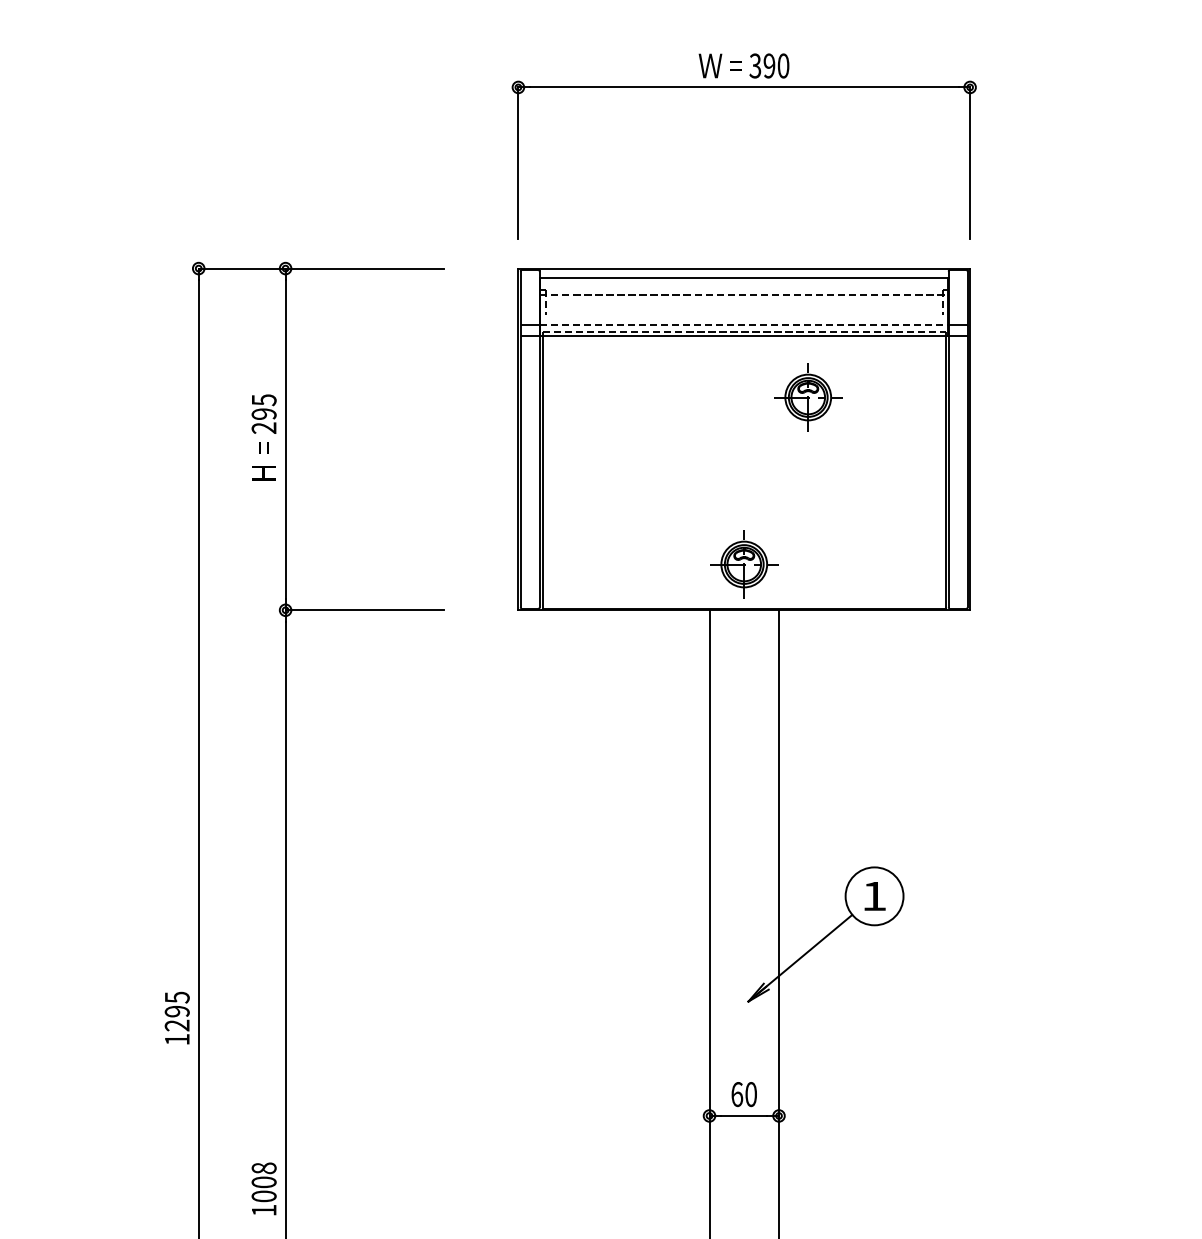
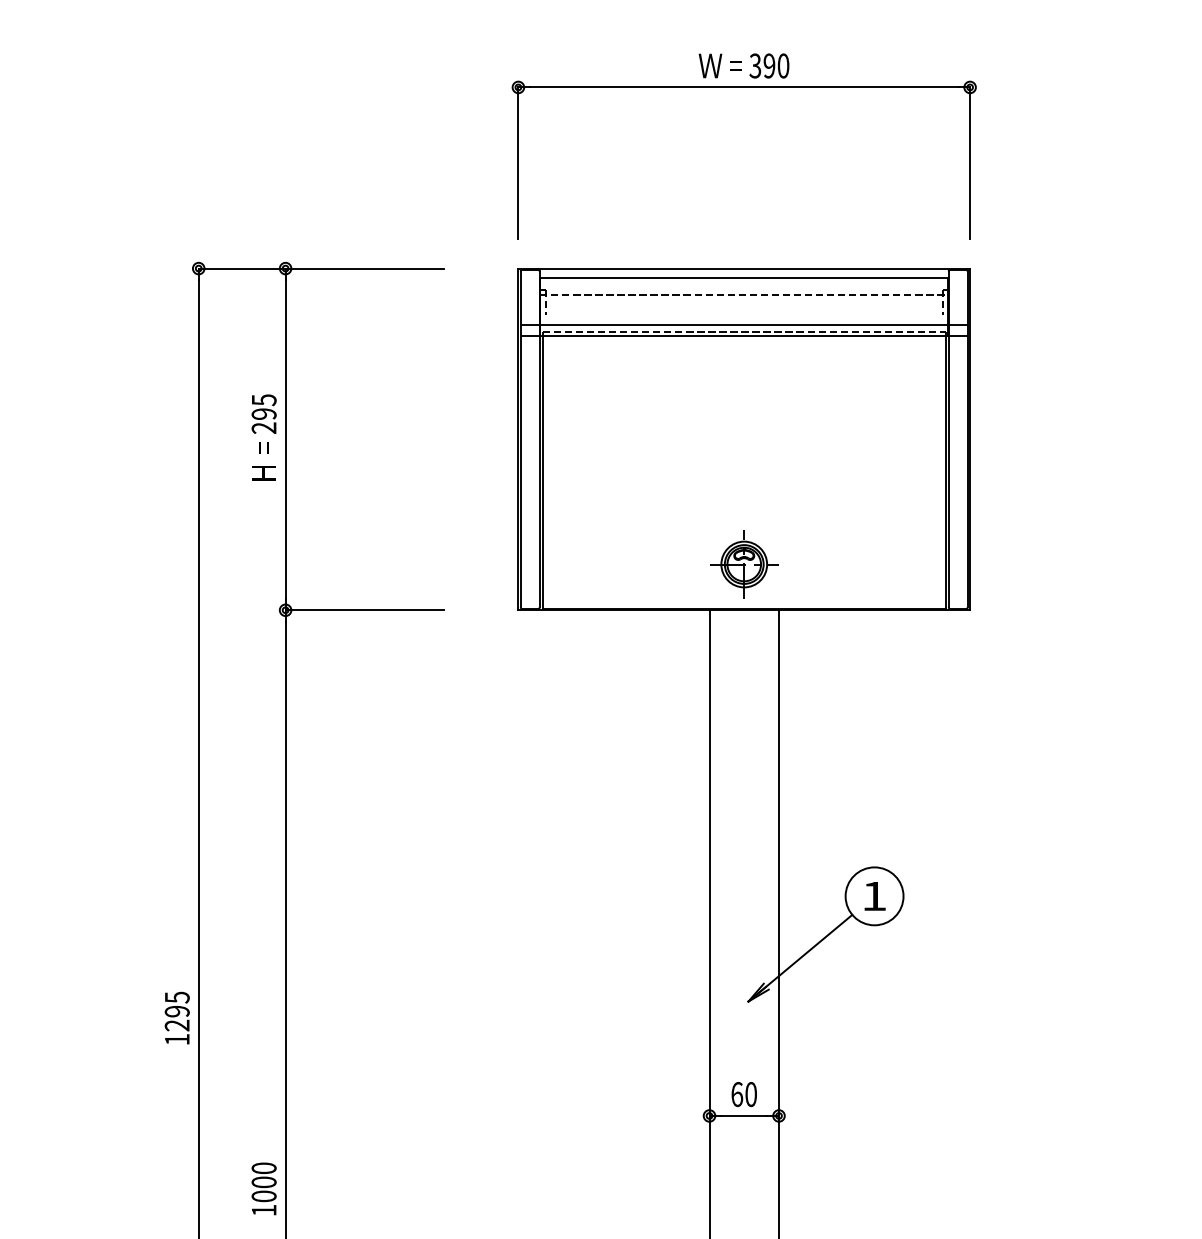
line: dashed -> solid (744, 324)
part: present -> none (808, 397)
text: 1008 -> 1000 (264, 1168)
